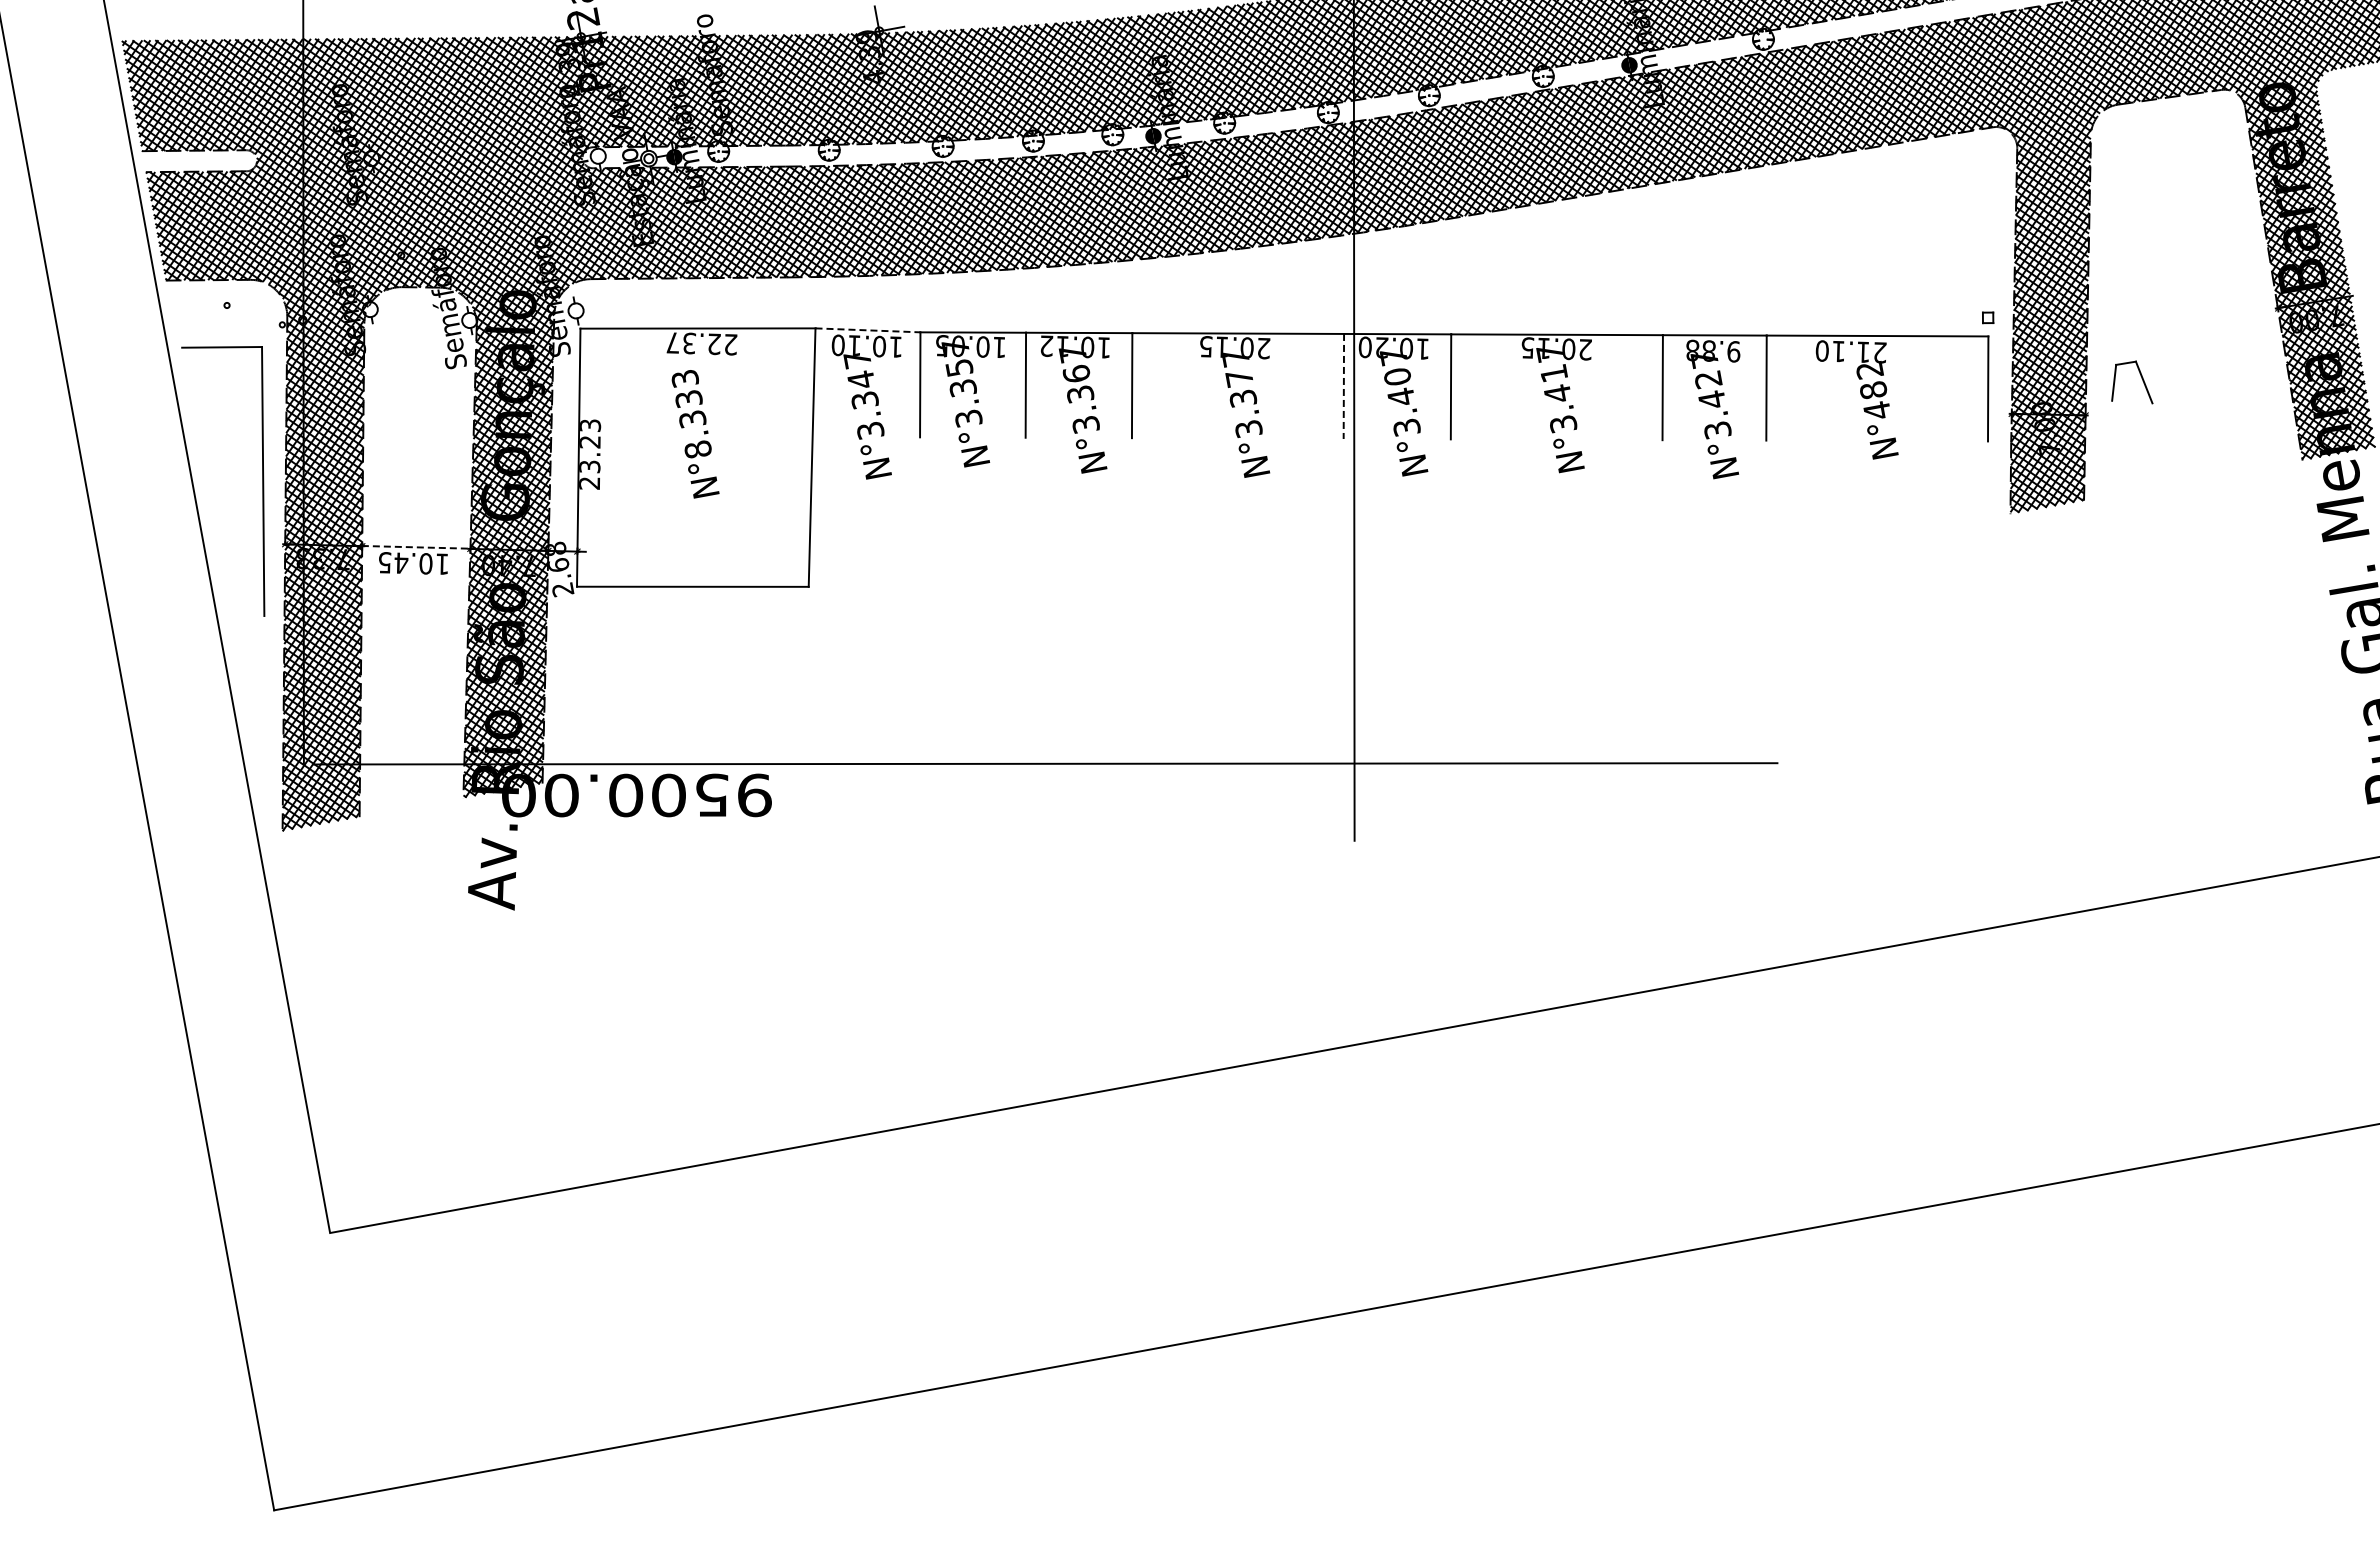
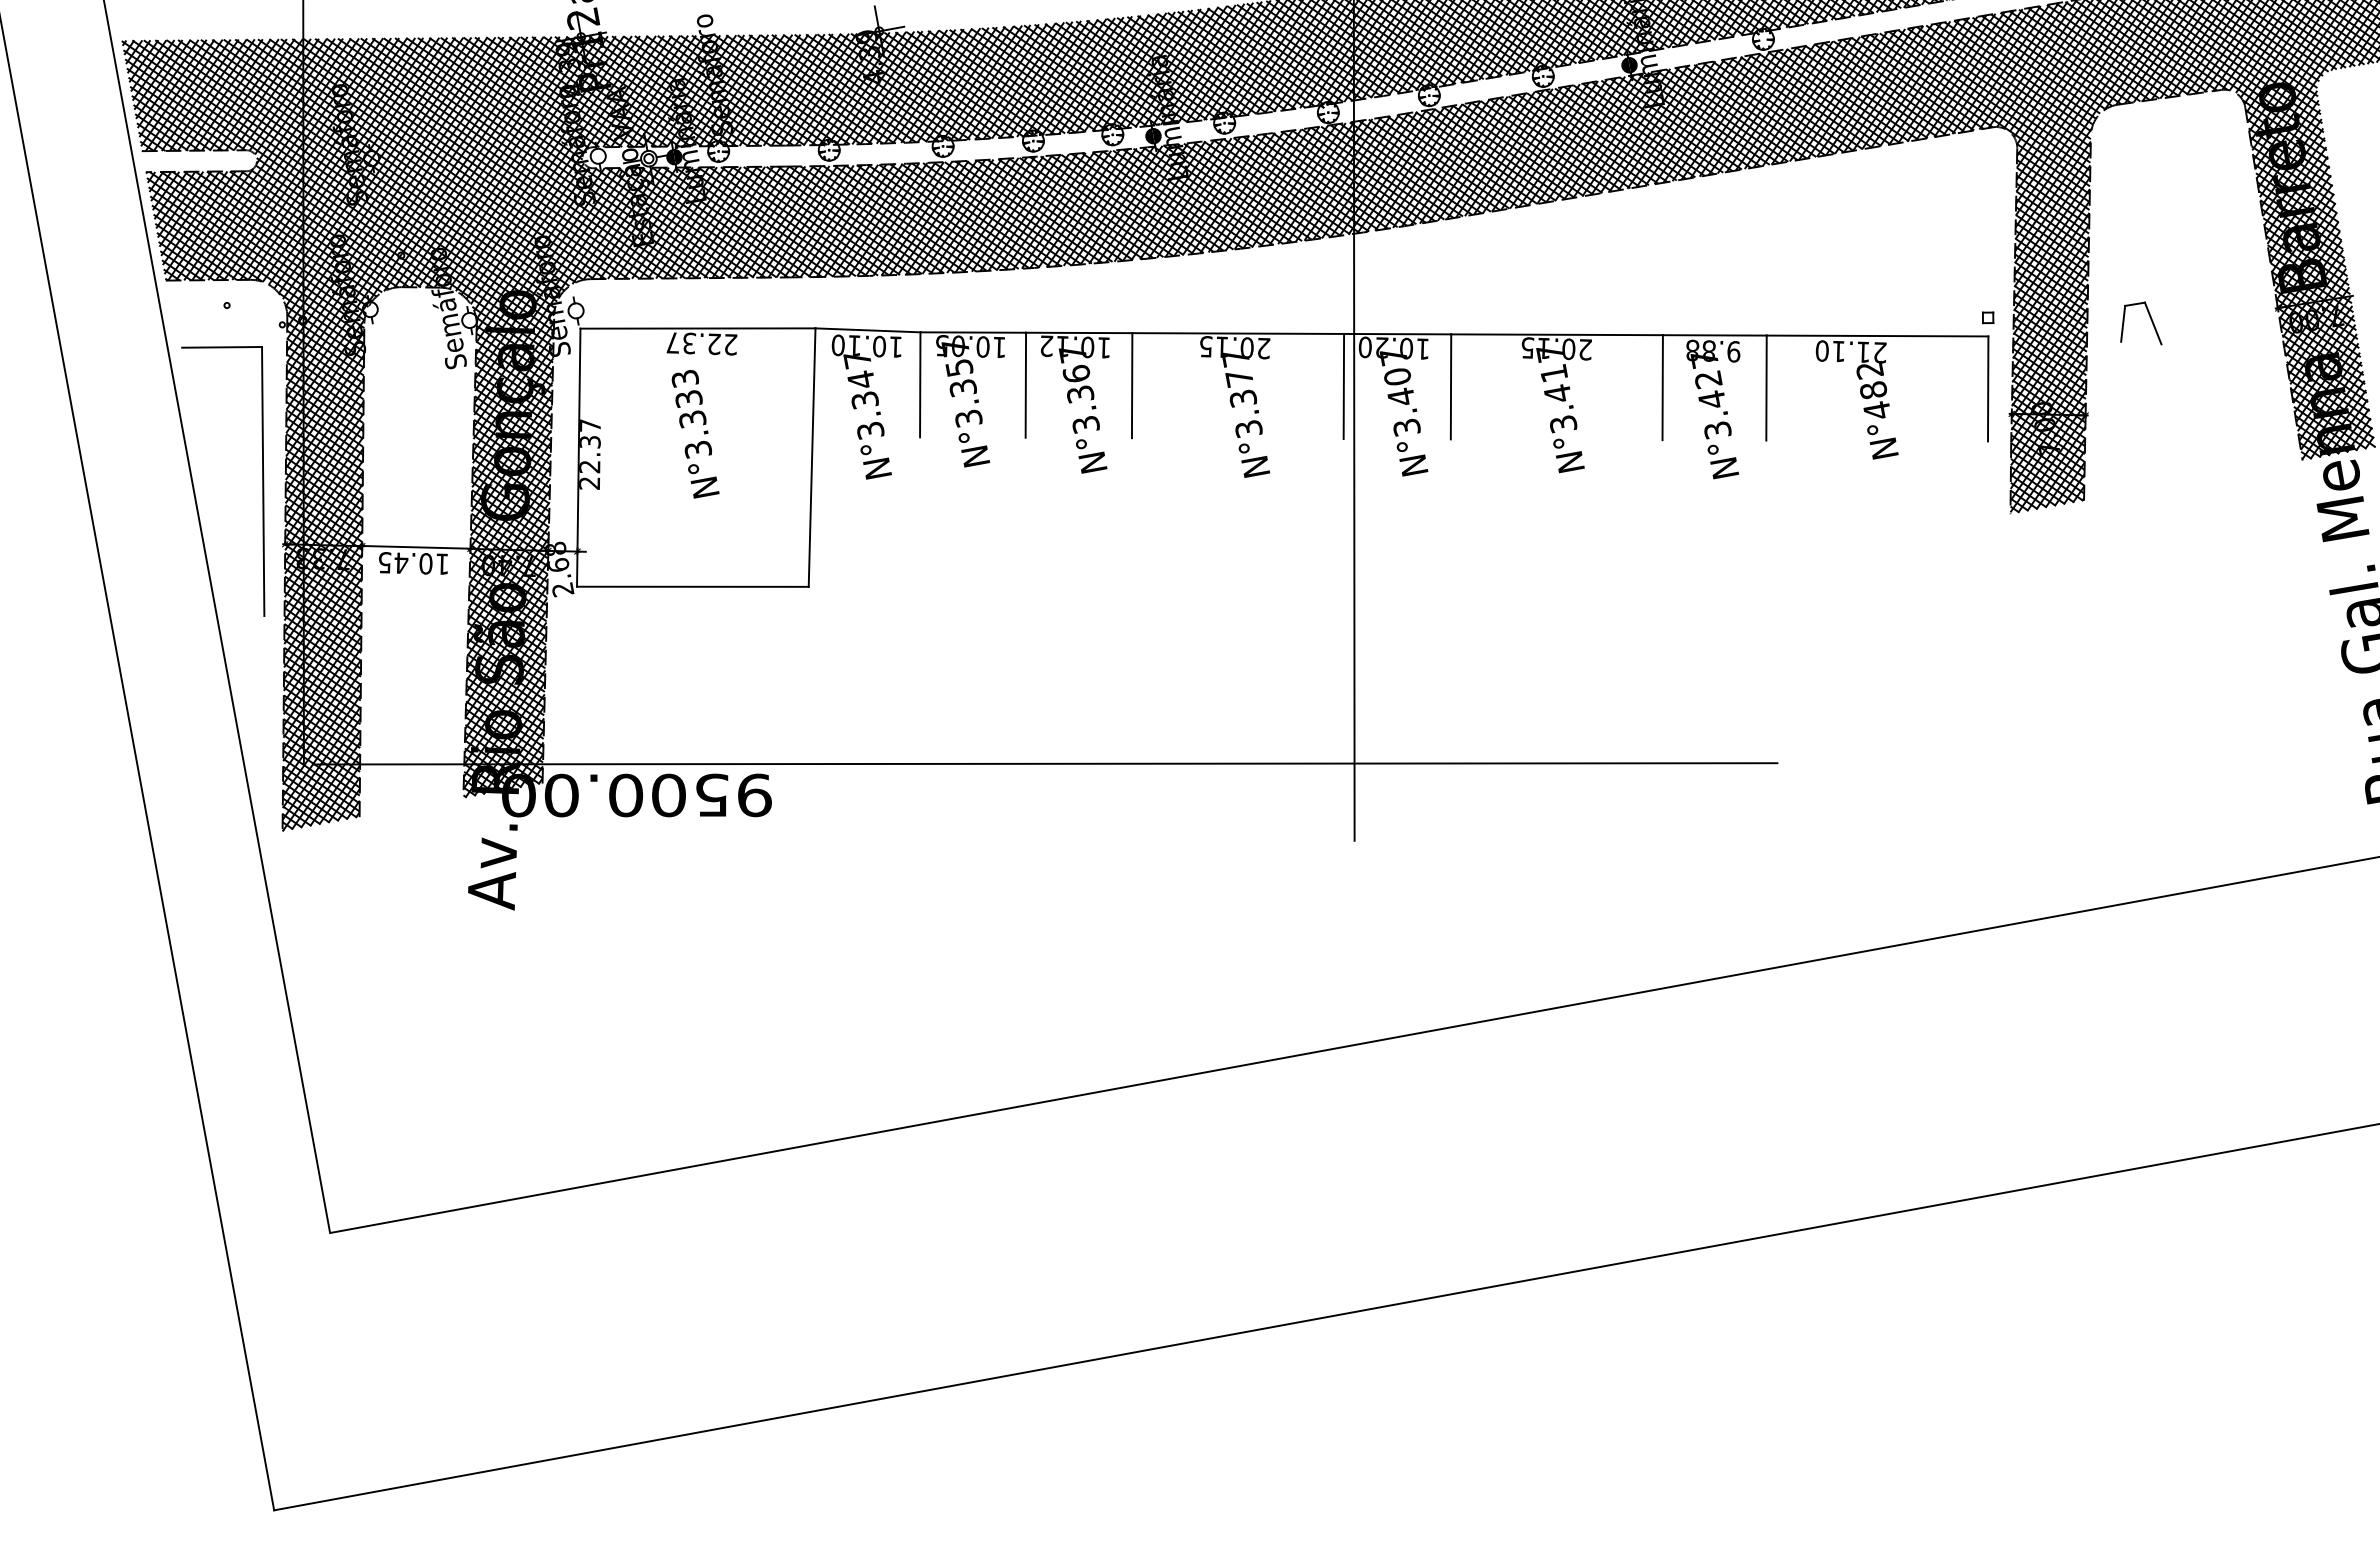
line: dashed -> solid (867, 330)
part position: (2141, 378) -> (2150, 319) (2150, 319)
line: dashed -> solid (1343, 386)
text: 23.23 -> 22.37 (590, 446)
text: N°8.333 -> N°3.333 (698, 449)
line: dashed -> solid (413, 547)
